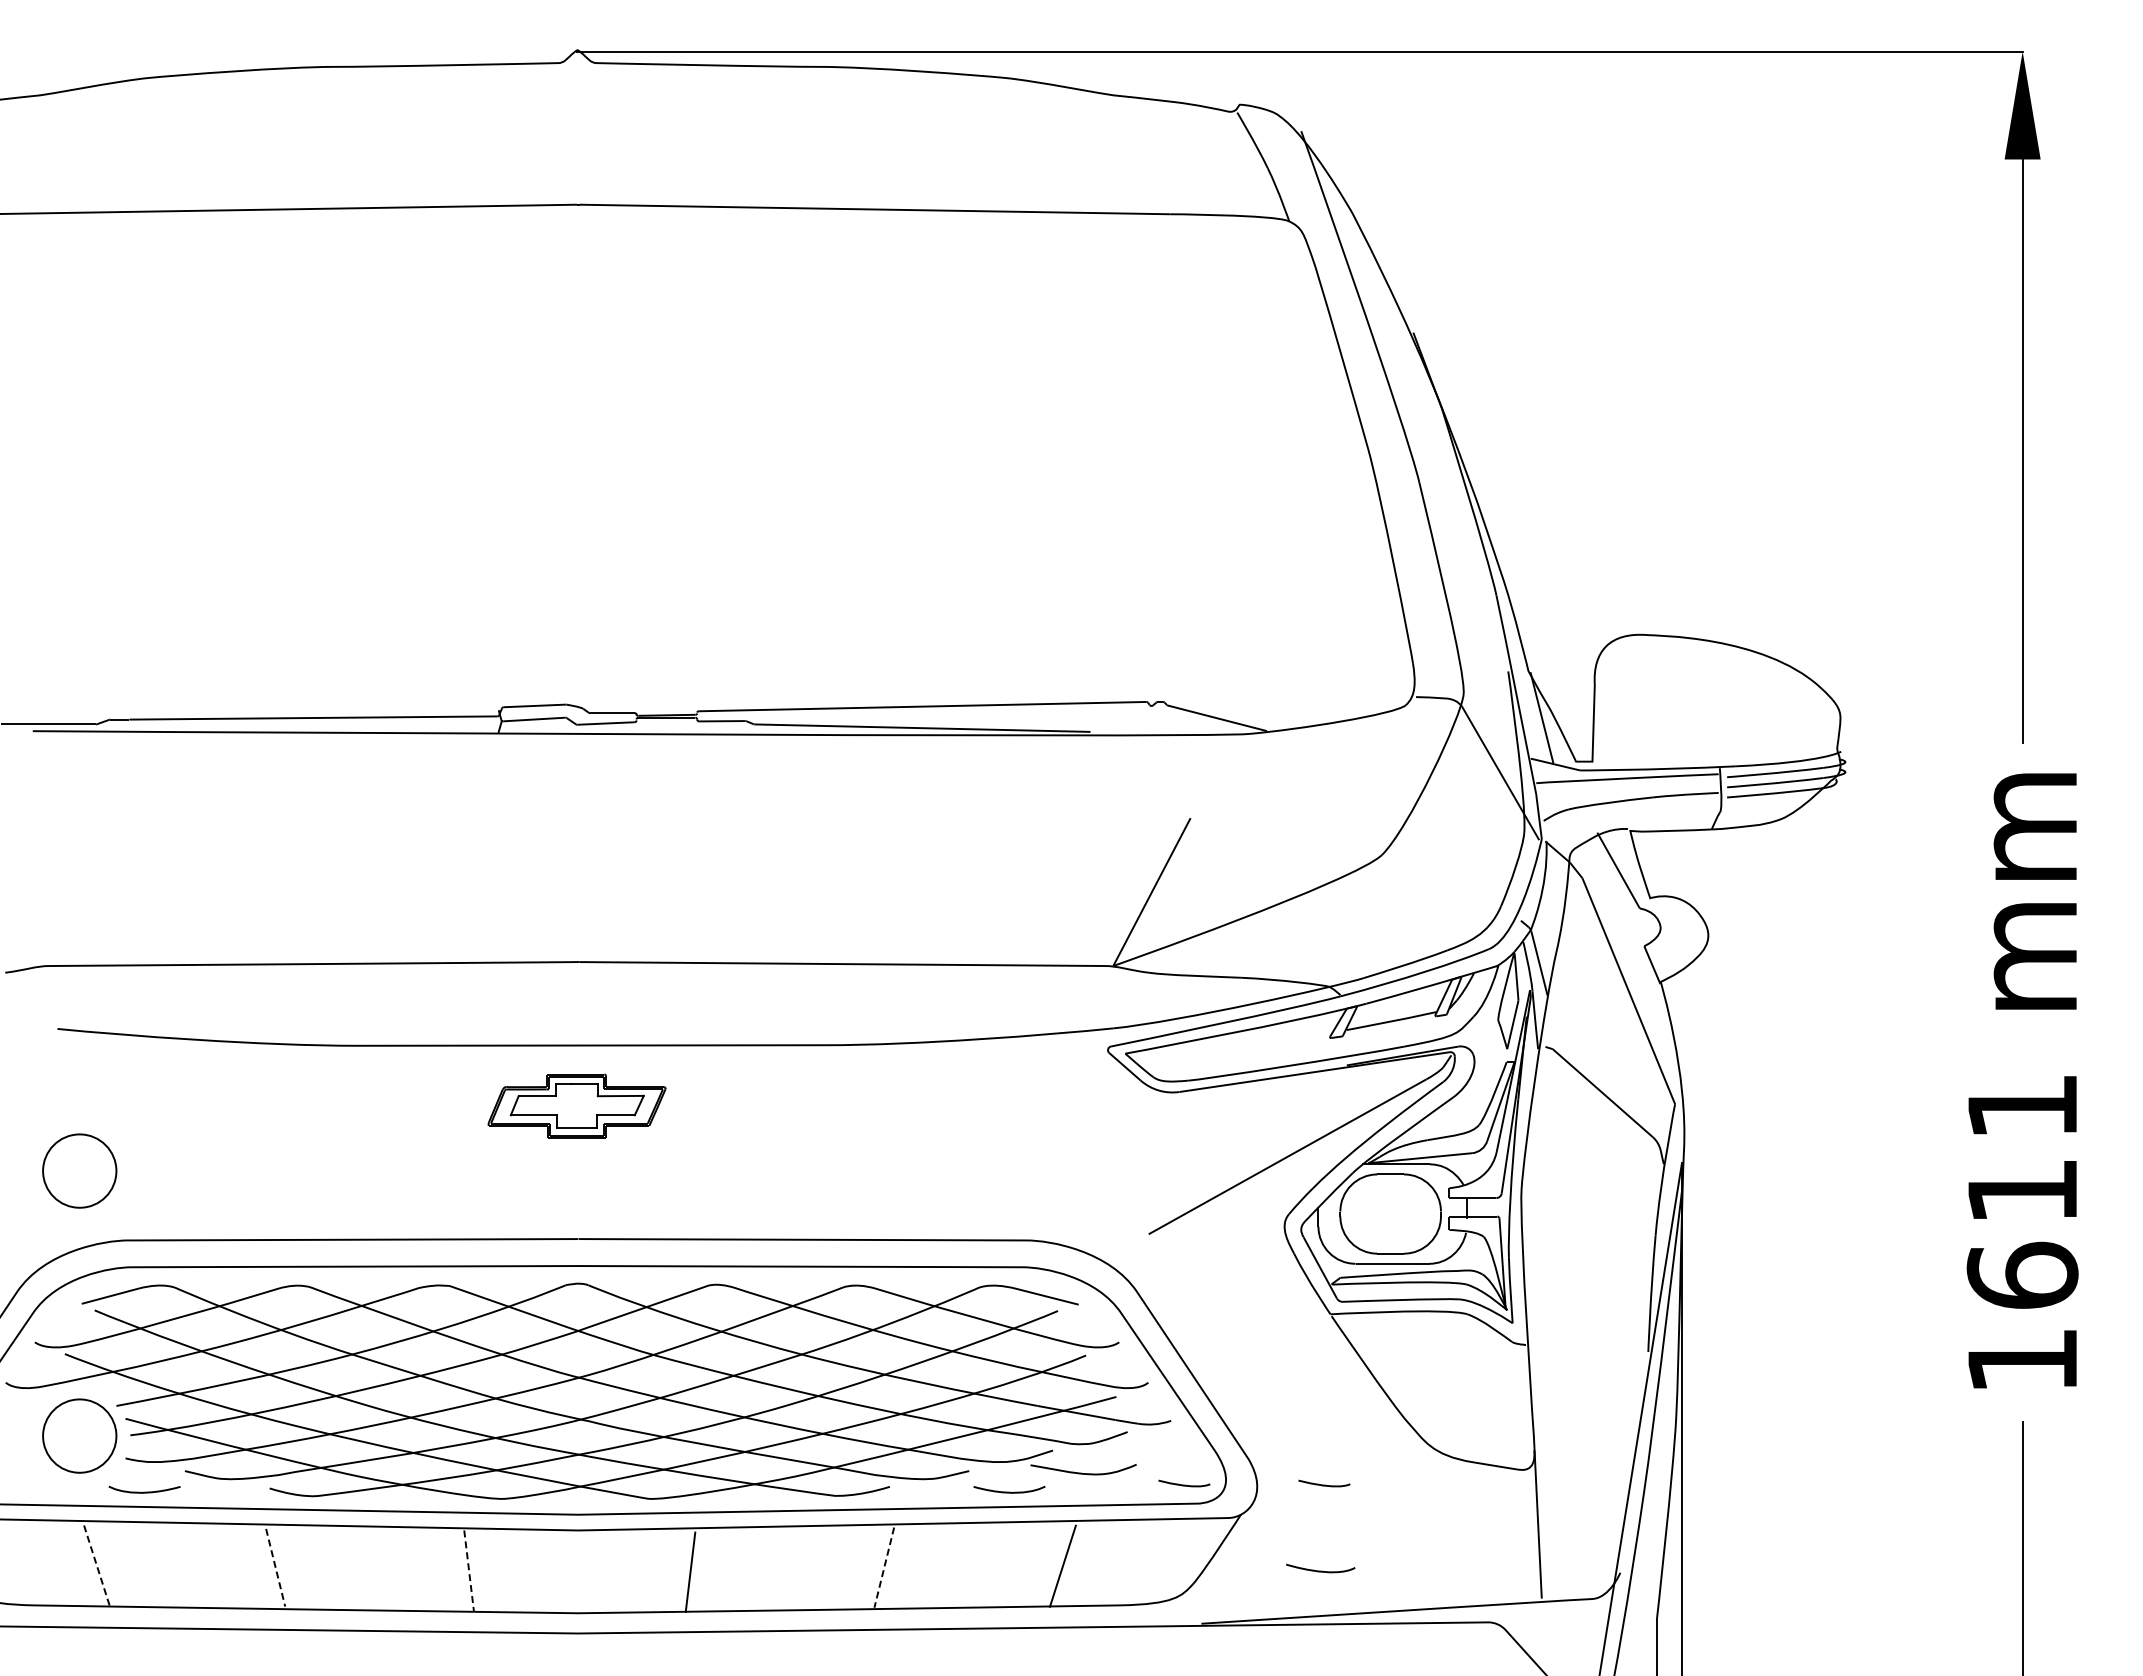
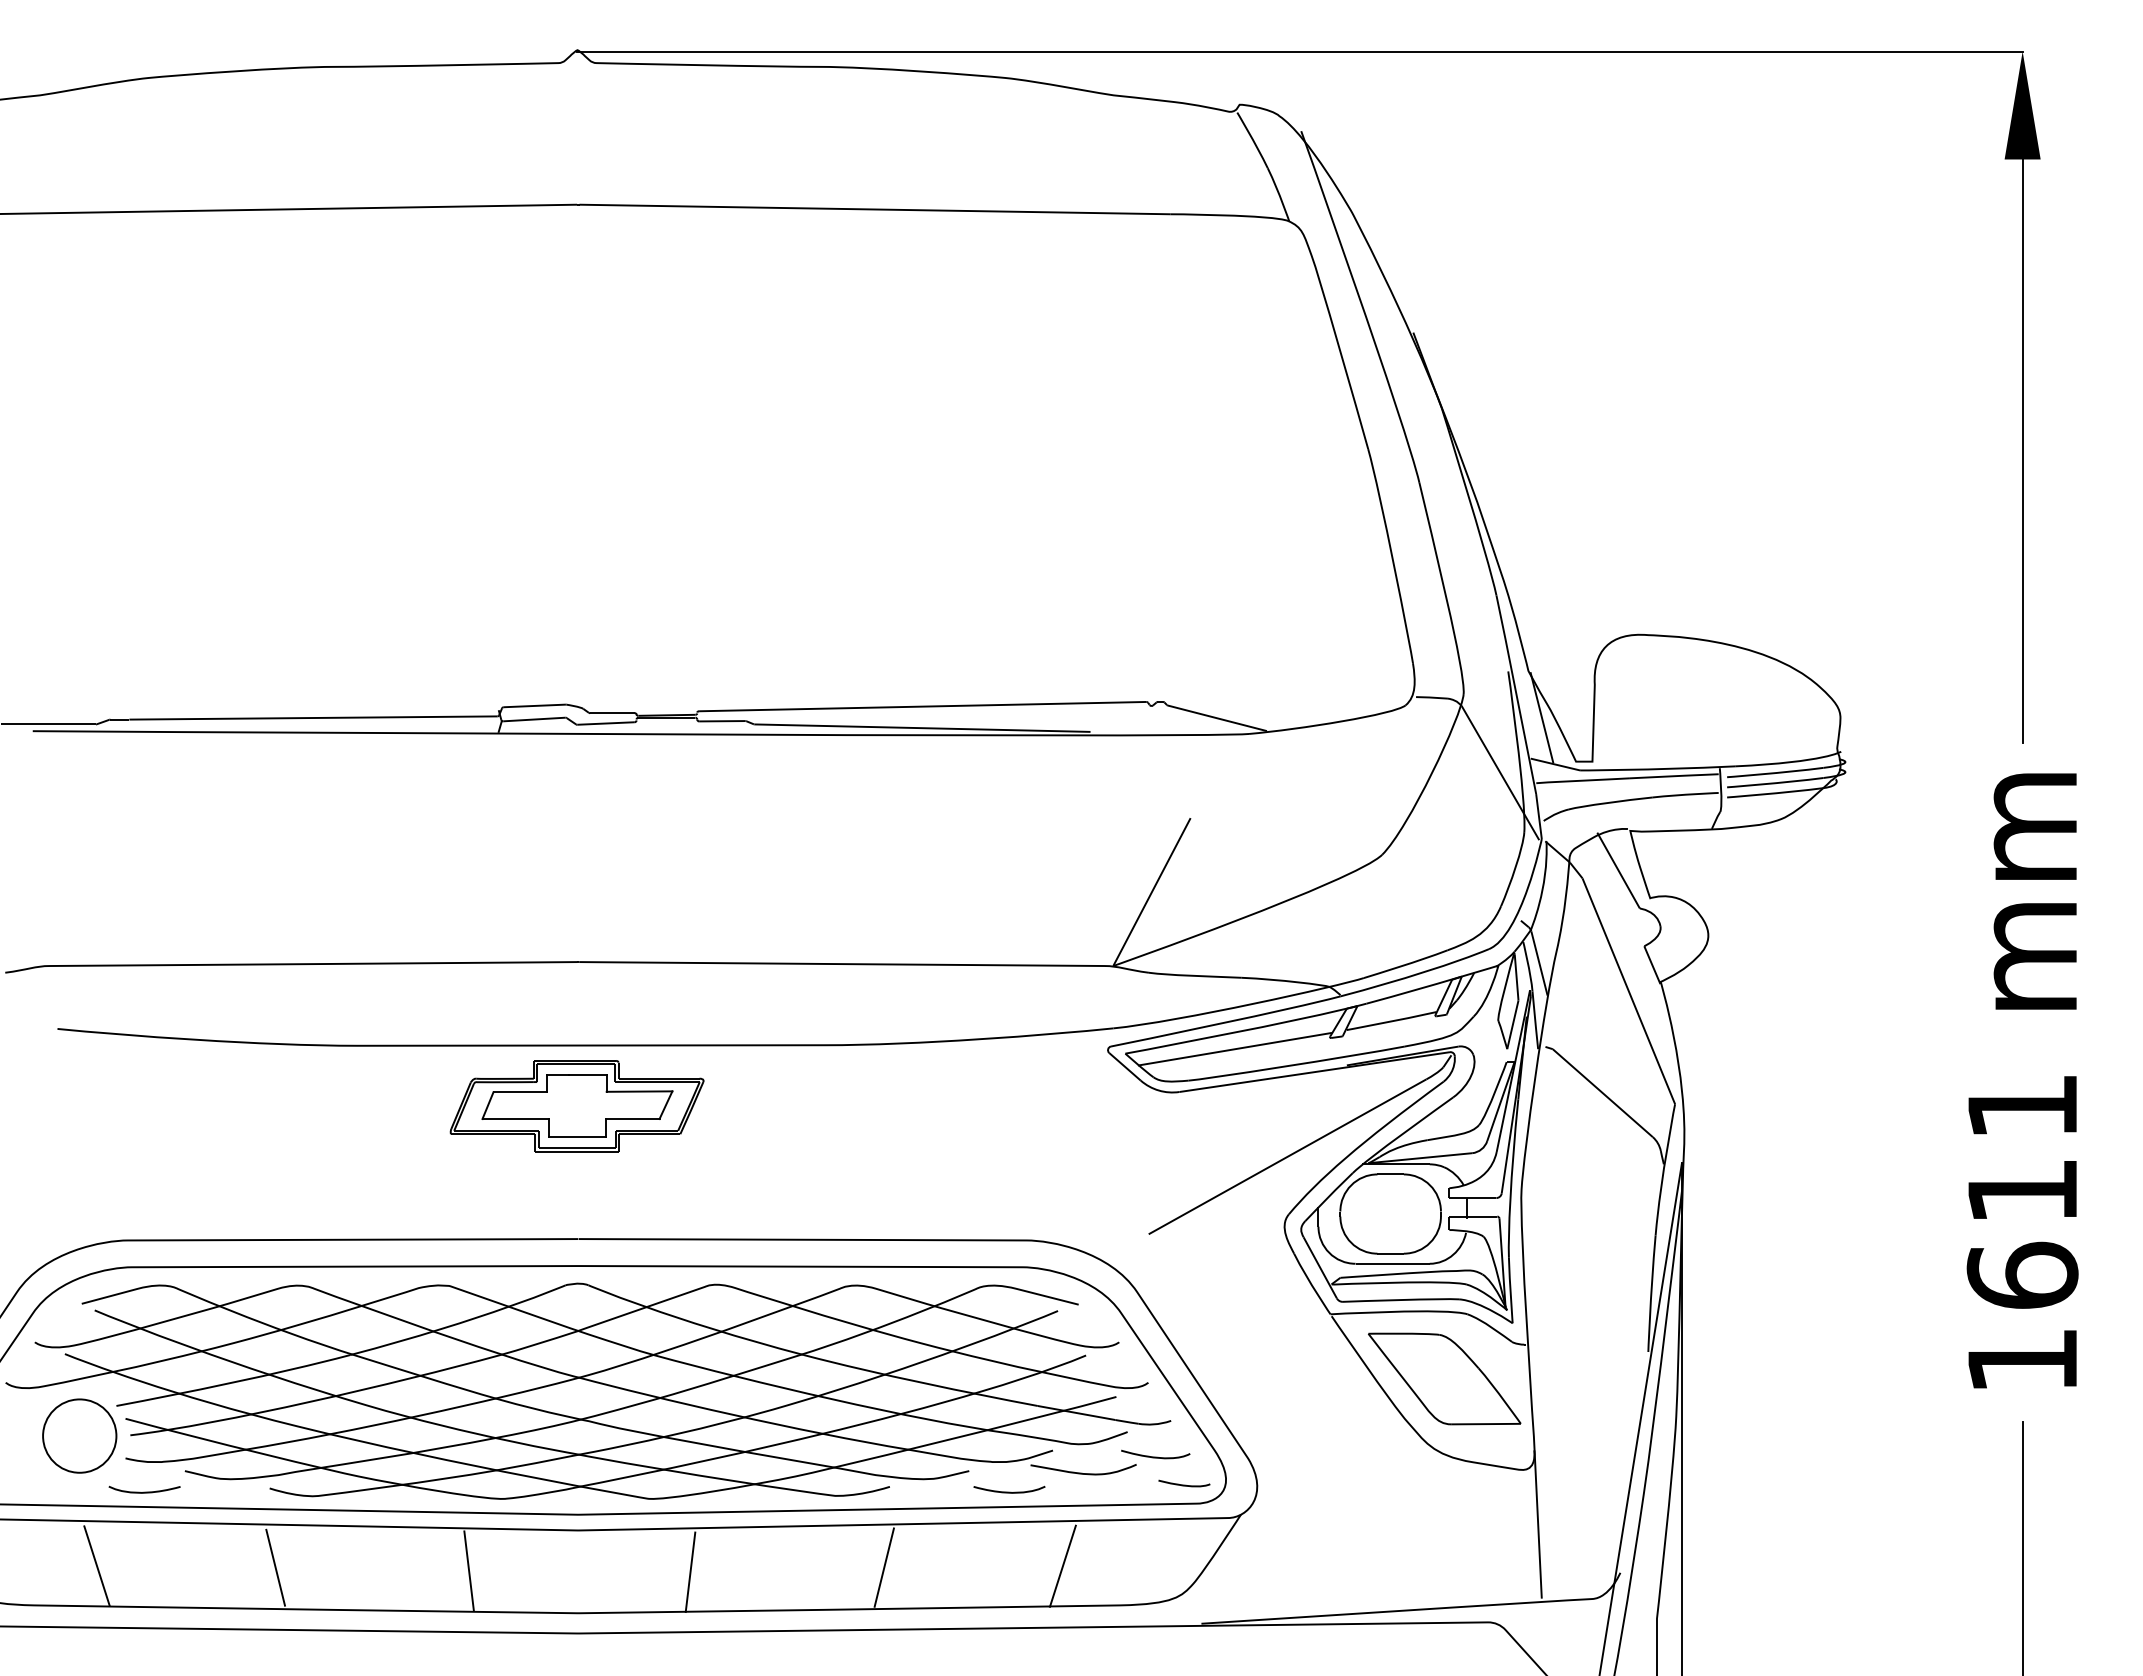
line: none -> present (1234, 1049)
part size: 180x66 px -> 256x93 px (576, 1106)
part: present -> none (79, 1170)
part: none -> present (1444, 1378)
curve: present -> none (1324, 1484)
line: dashed -> solid (97, 1566)
line: dashed -> solid (275, 1567)
line: dashed -> solid (884, 1568)
curve position: (1320, 1570) -> (1155, 1456) (1155, 1456)
line: dashed -> solid (469, 1571)
